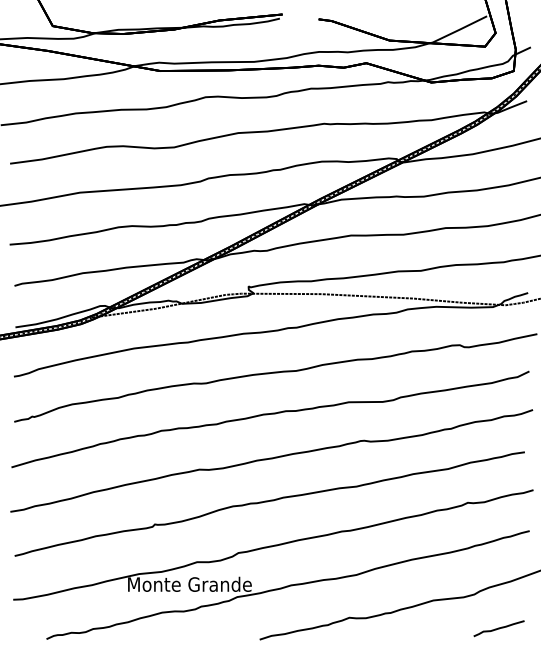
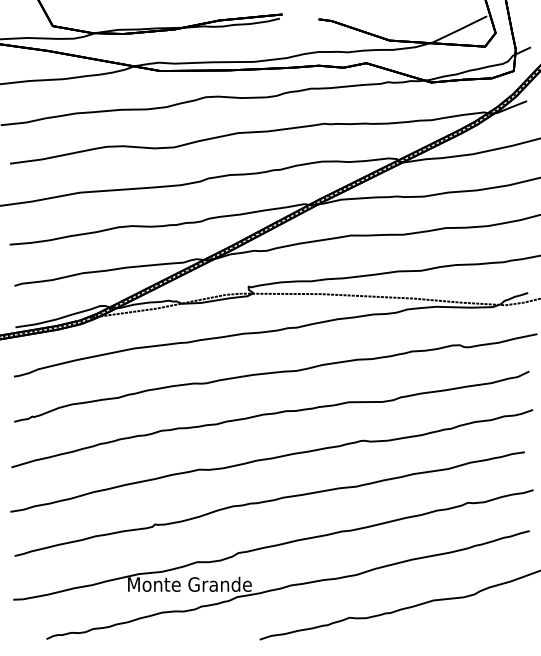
curve: present -> none (498, 628)
